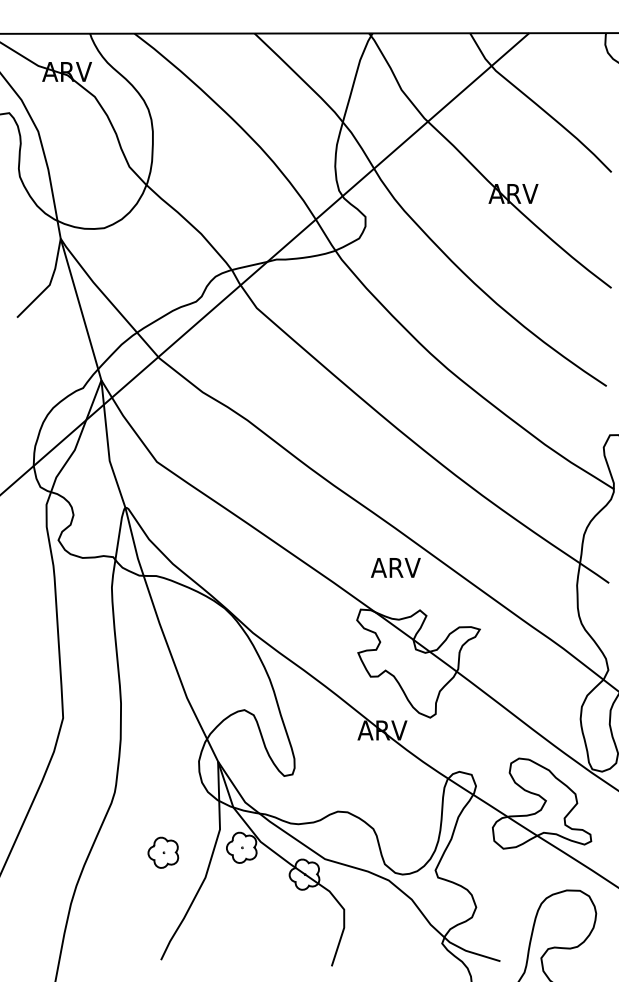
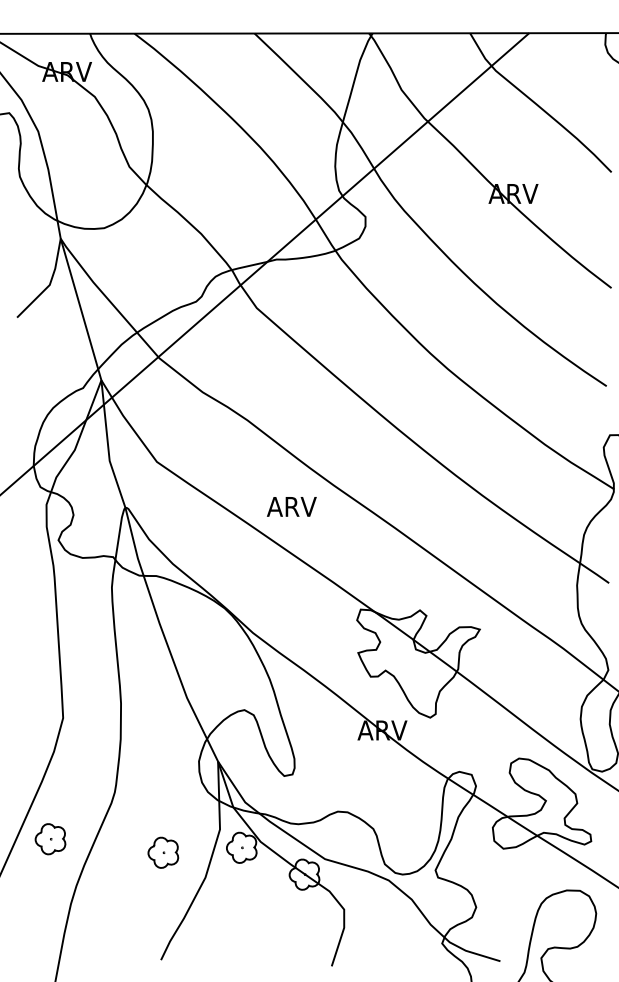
text position: (395, 567) -> (291, 506) (291, 506)
part: none -> present (50, 839)
